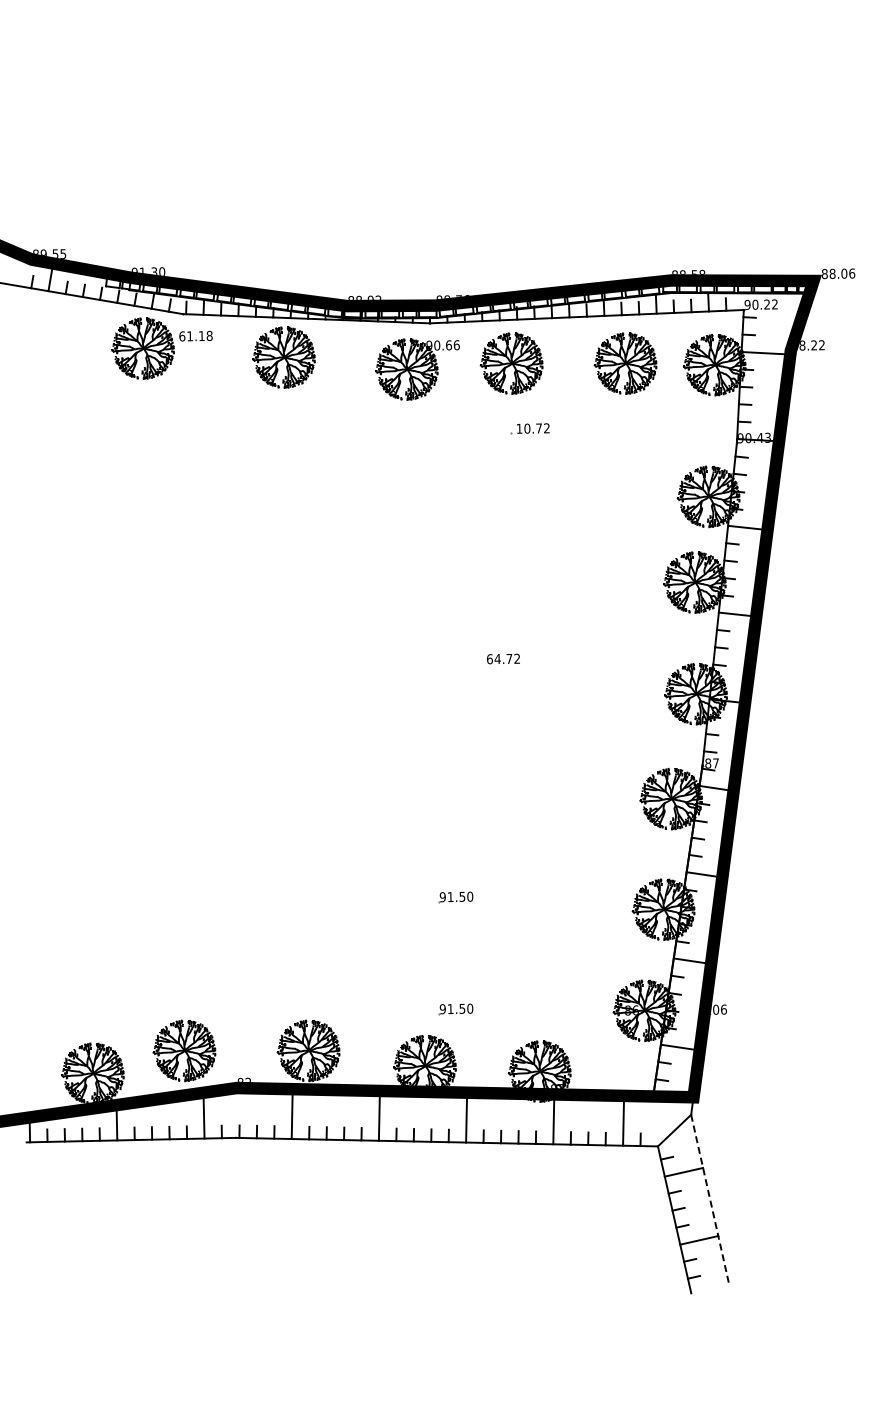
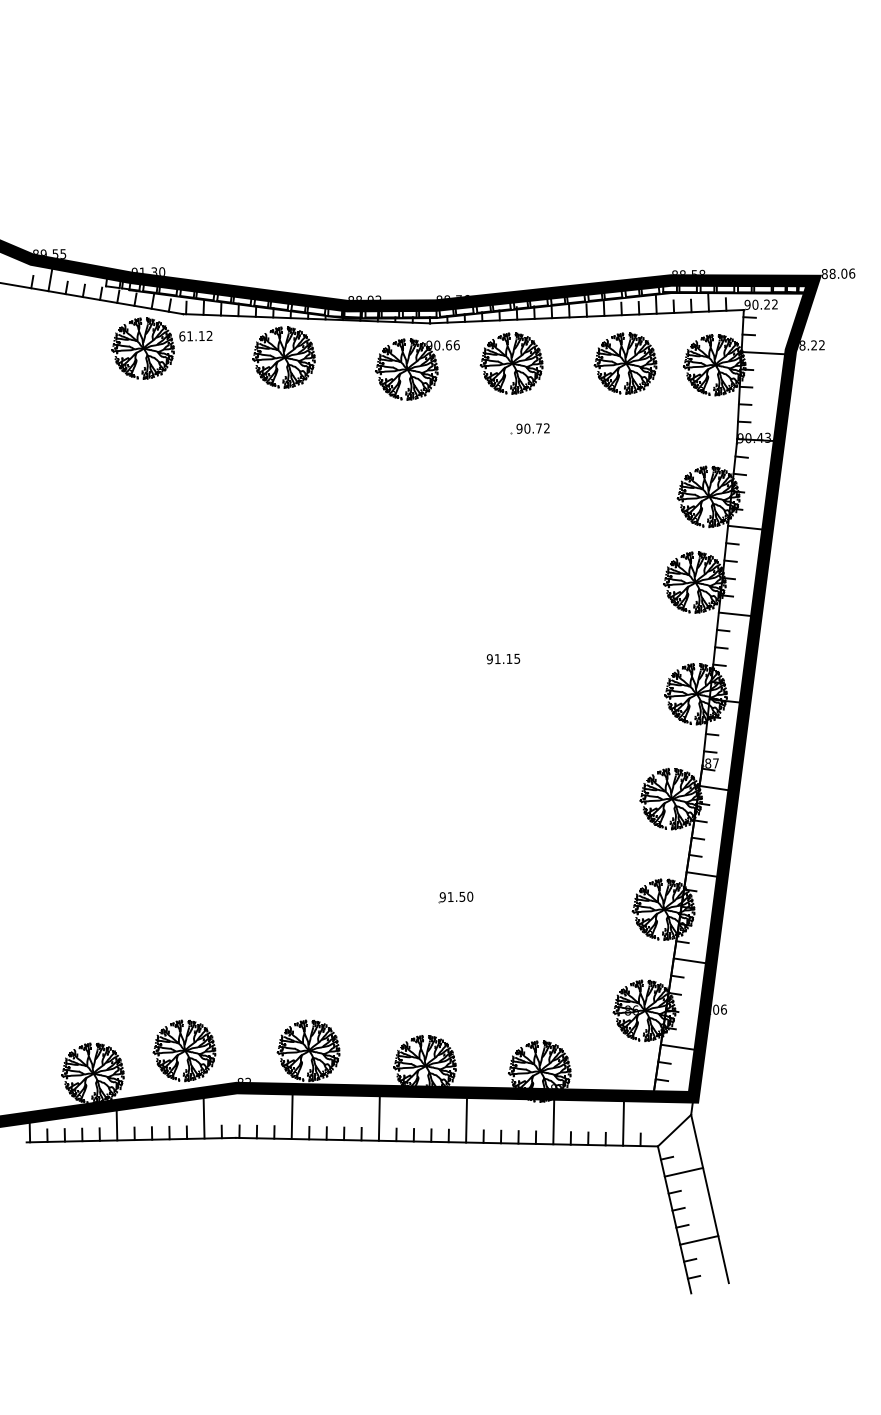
text: 61.18 -> 61.12 (209, 335)
text: 10.72 -> 90.72 (519, 428)
text: 64.72 -> 91.15 (503, 658)
part: present -> none (455, 1009)
line: dashed -> solid (710, 1199)
